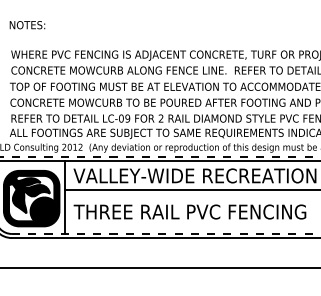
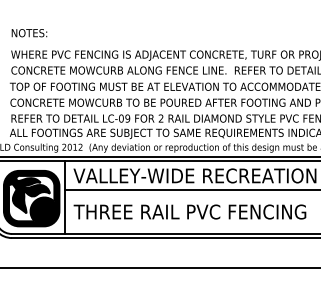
text position: (27, 25) -> (29, 33) (29, 33)
line: dashed -> solid (160, 156)
line: dashed -> solid (166, 233)
